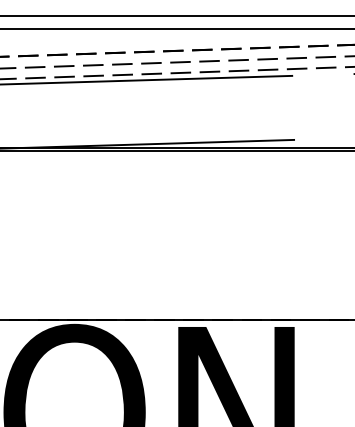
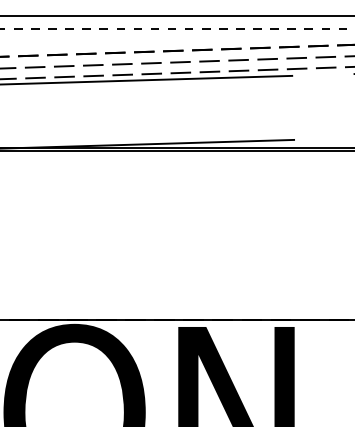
line: solid -> dashed (177, 28)
